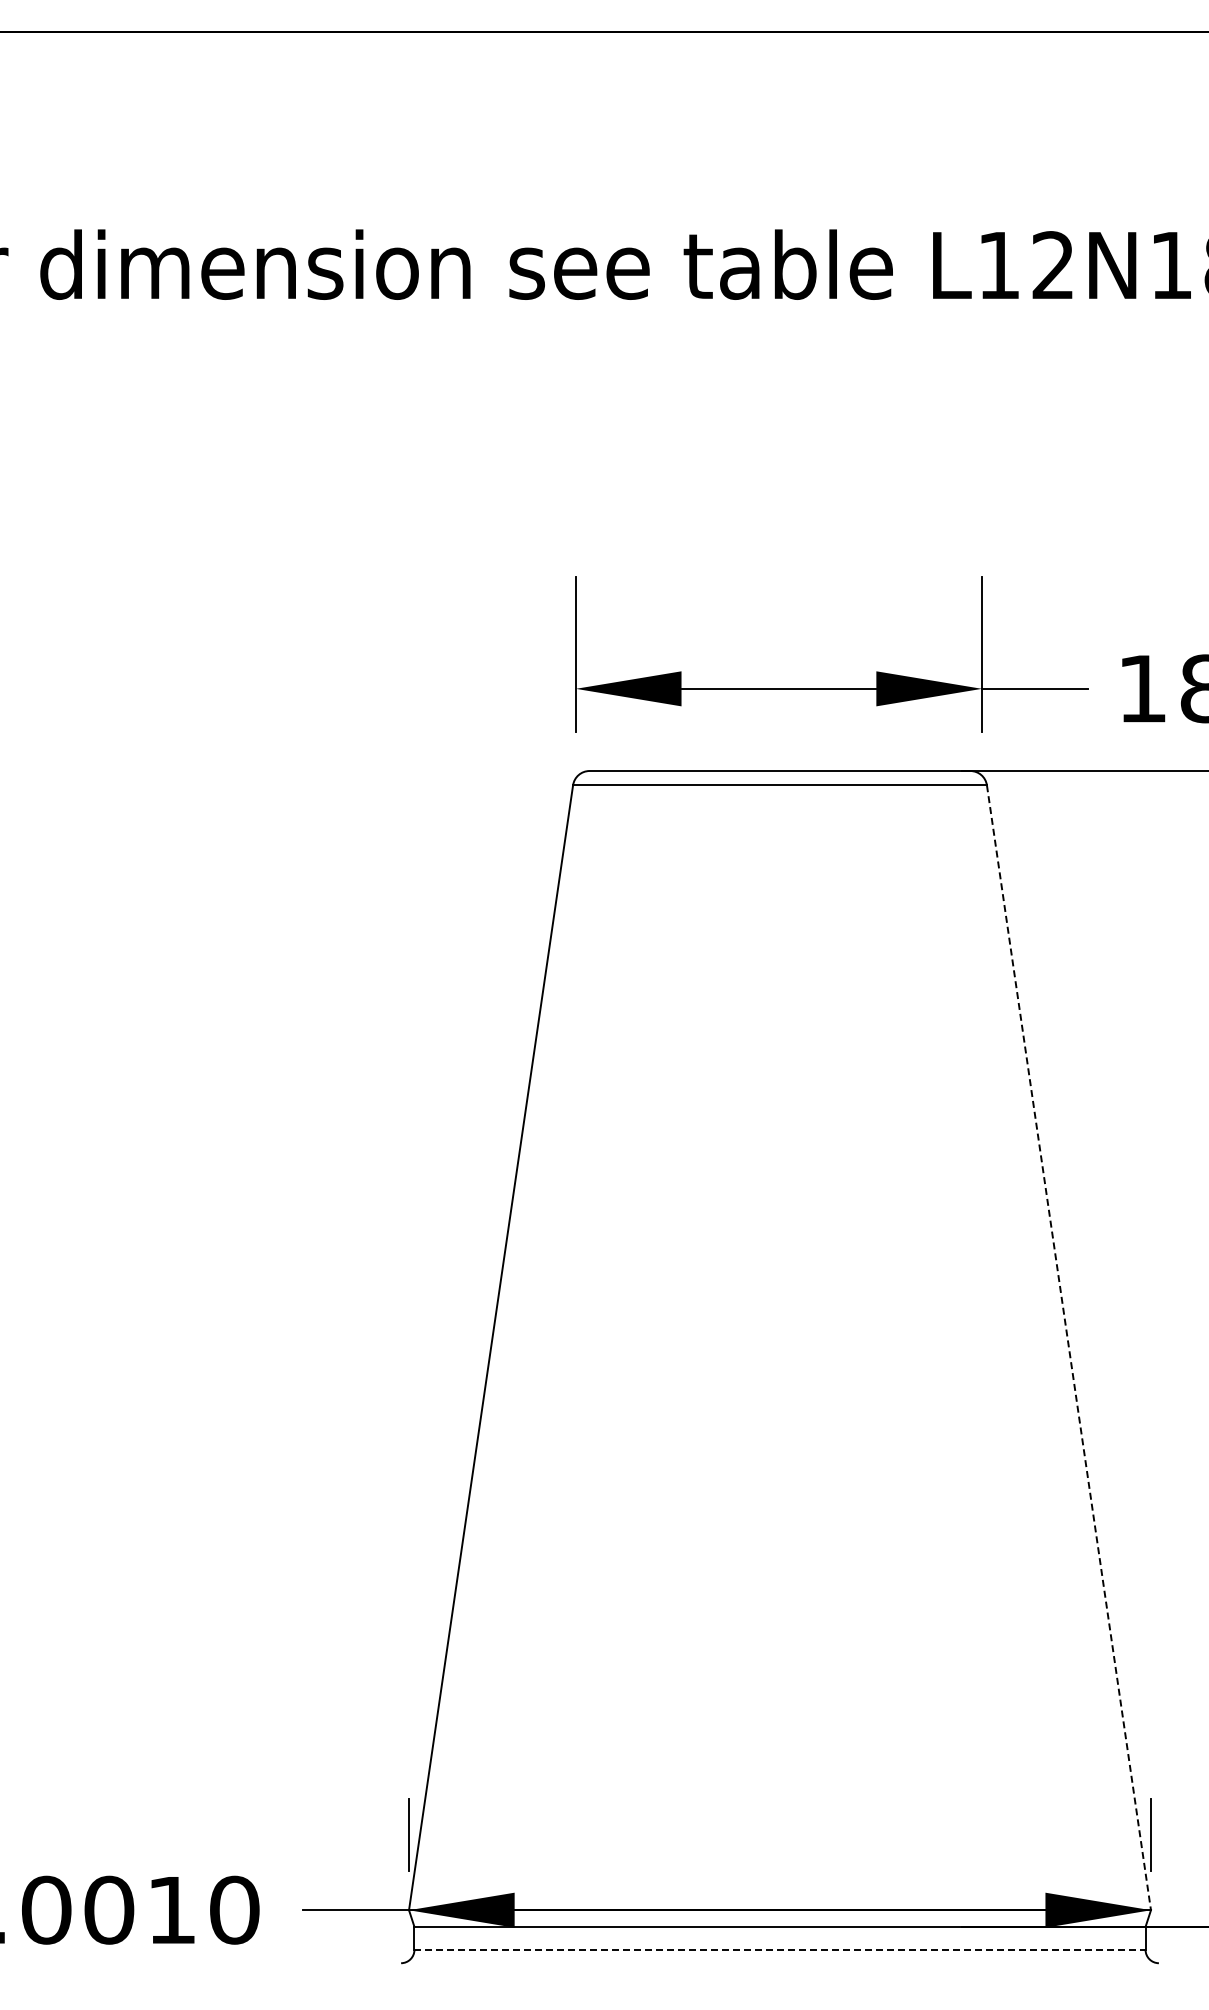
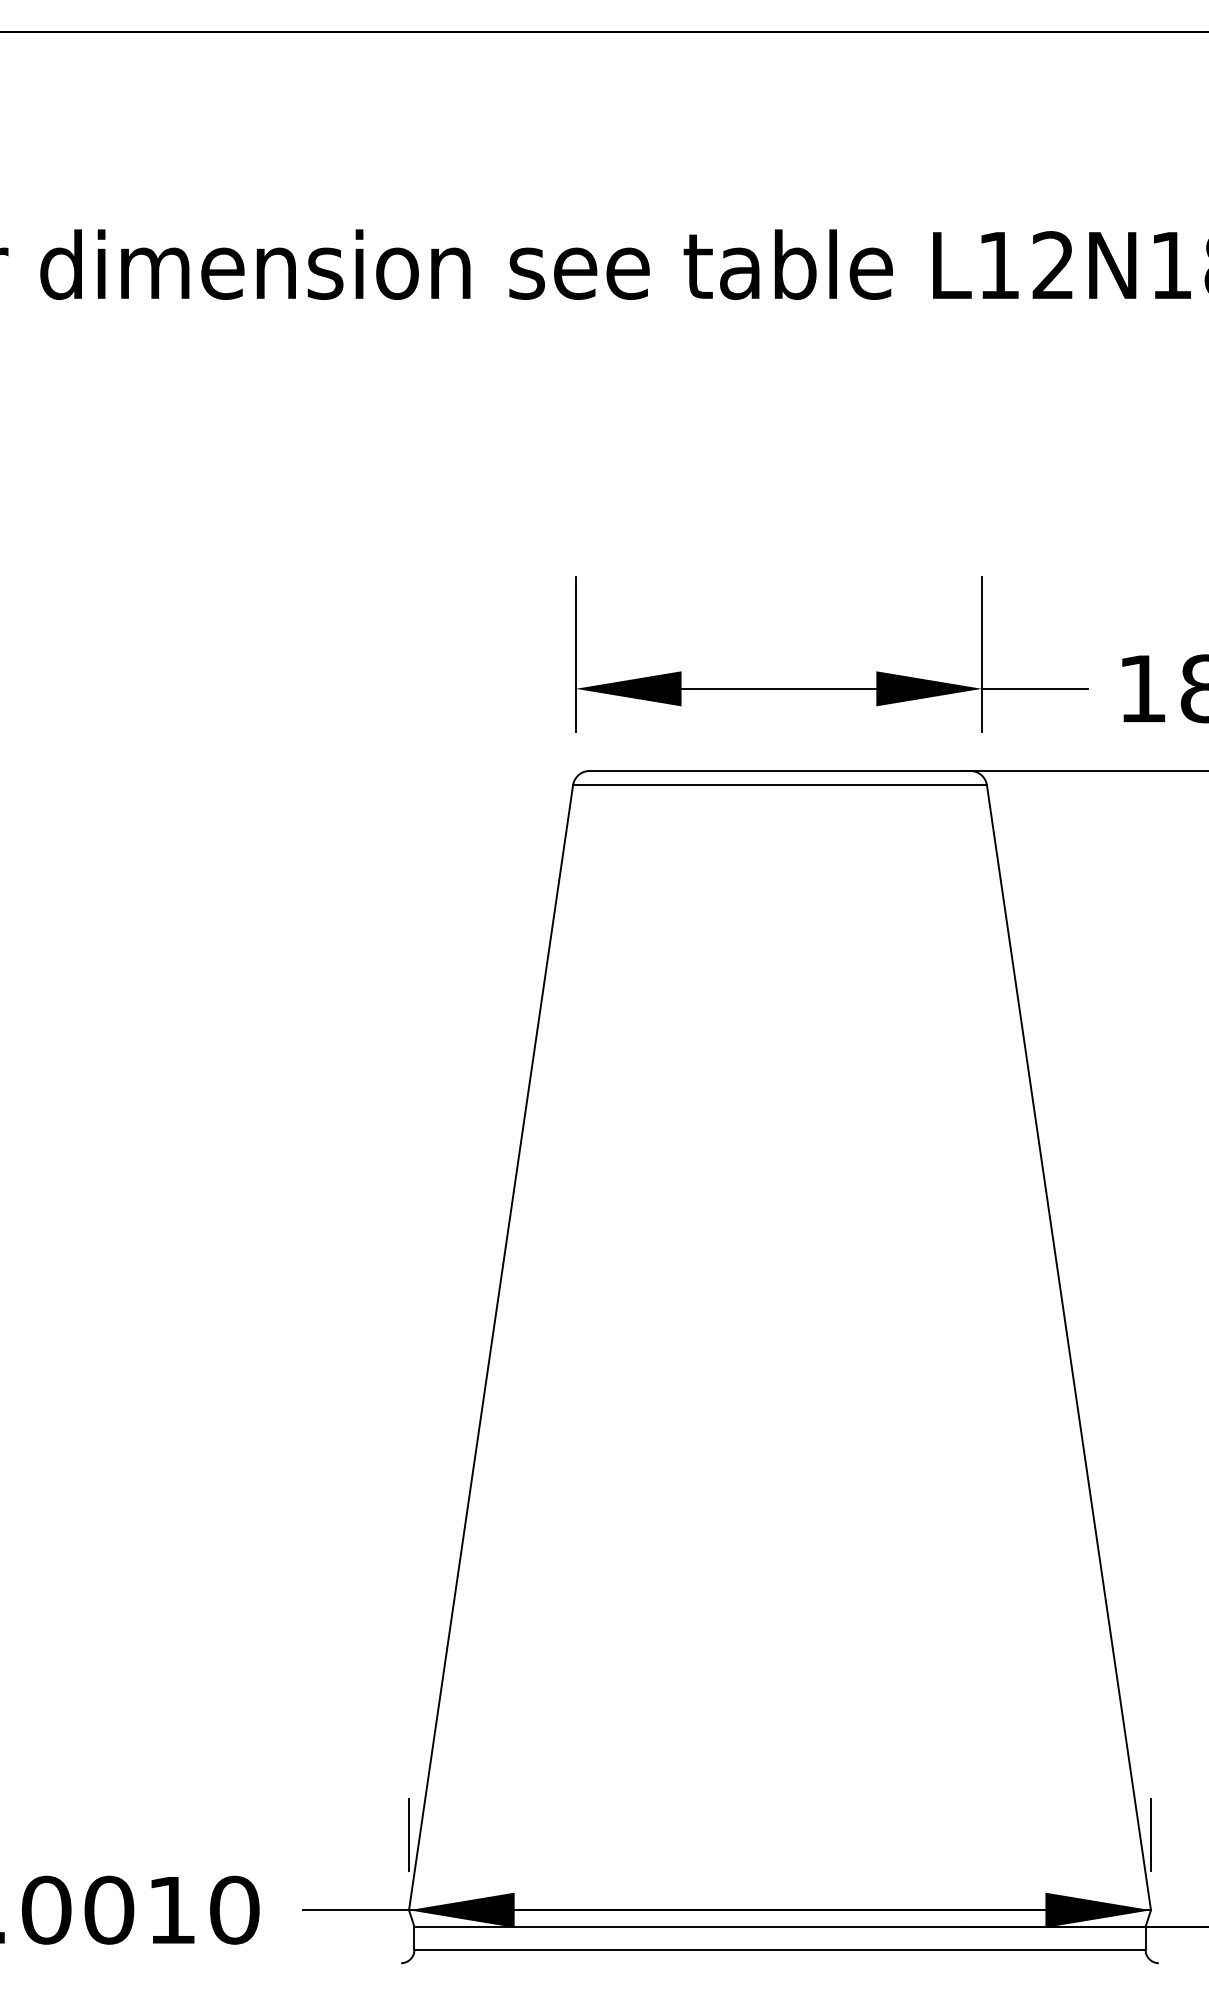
line: dashed -> solid (1069, 1348)
line: dashed -> solid (780, 1949)
